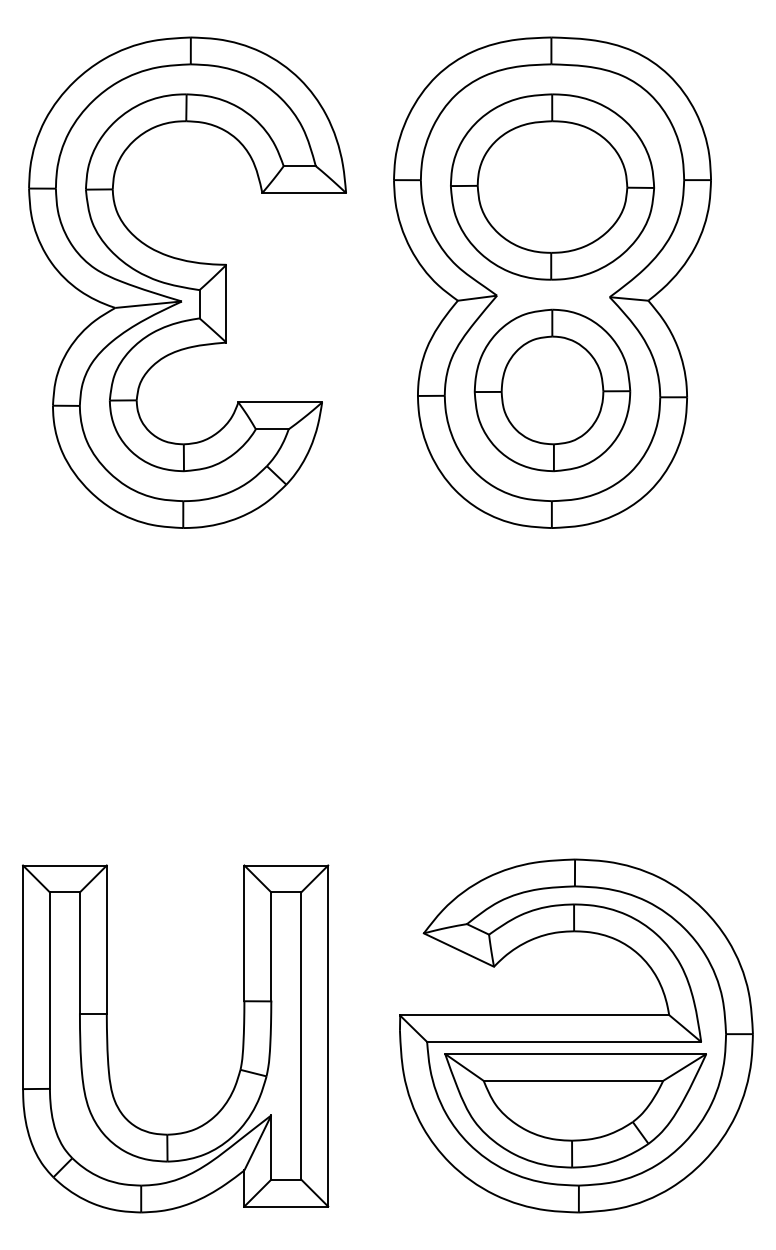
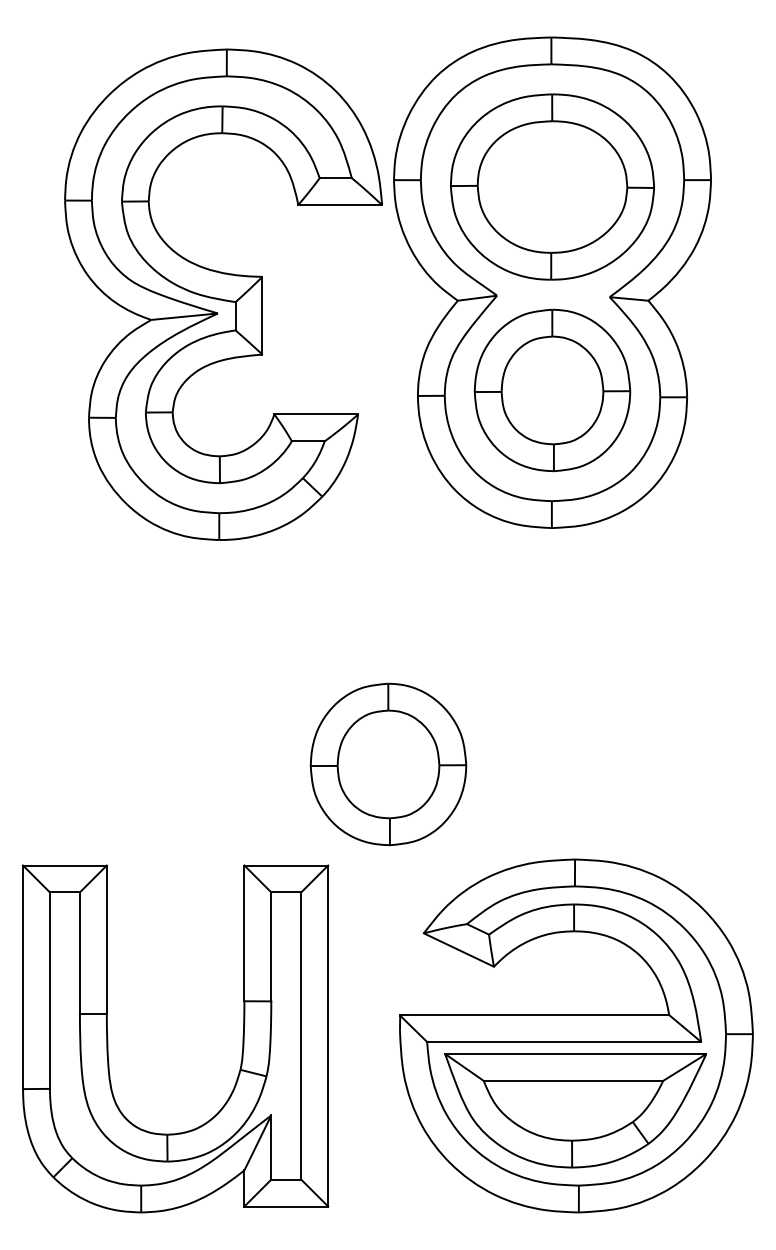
part position: (187, 282) -> (223, 294) (223, 294)
part: none -> present (388, 764)
